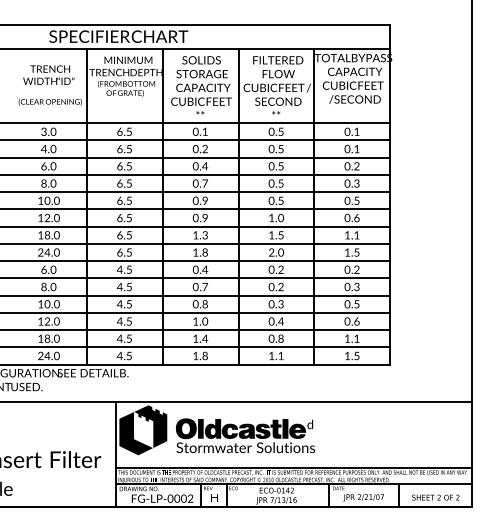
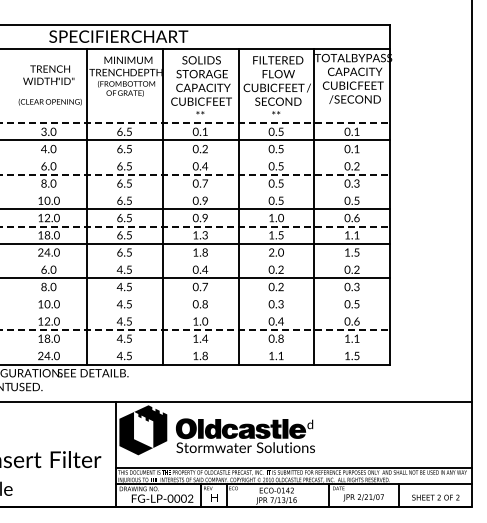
line: solid -> dashed (195, 123)
line: present -> none (196, 157)
line: solid -> dashed (195, 174)
line: present -> none (196, 192)
line: solid -> dashed (195, 226)
line: present -> none (196, 261)
line: present -> none (196, 295)
line: present -> none (196, 312)
line: solid -> dashed (195, 330)
line: present -> none (196, 347)
